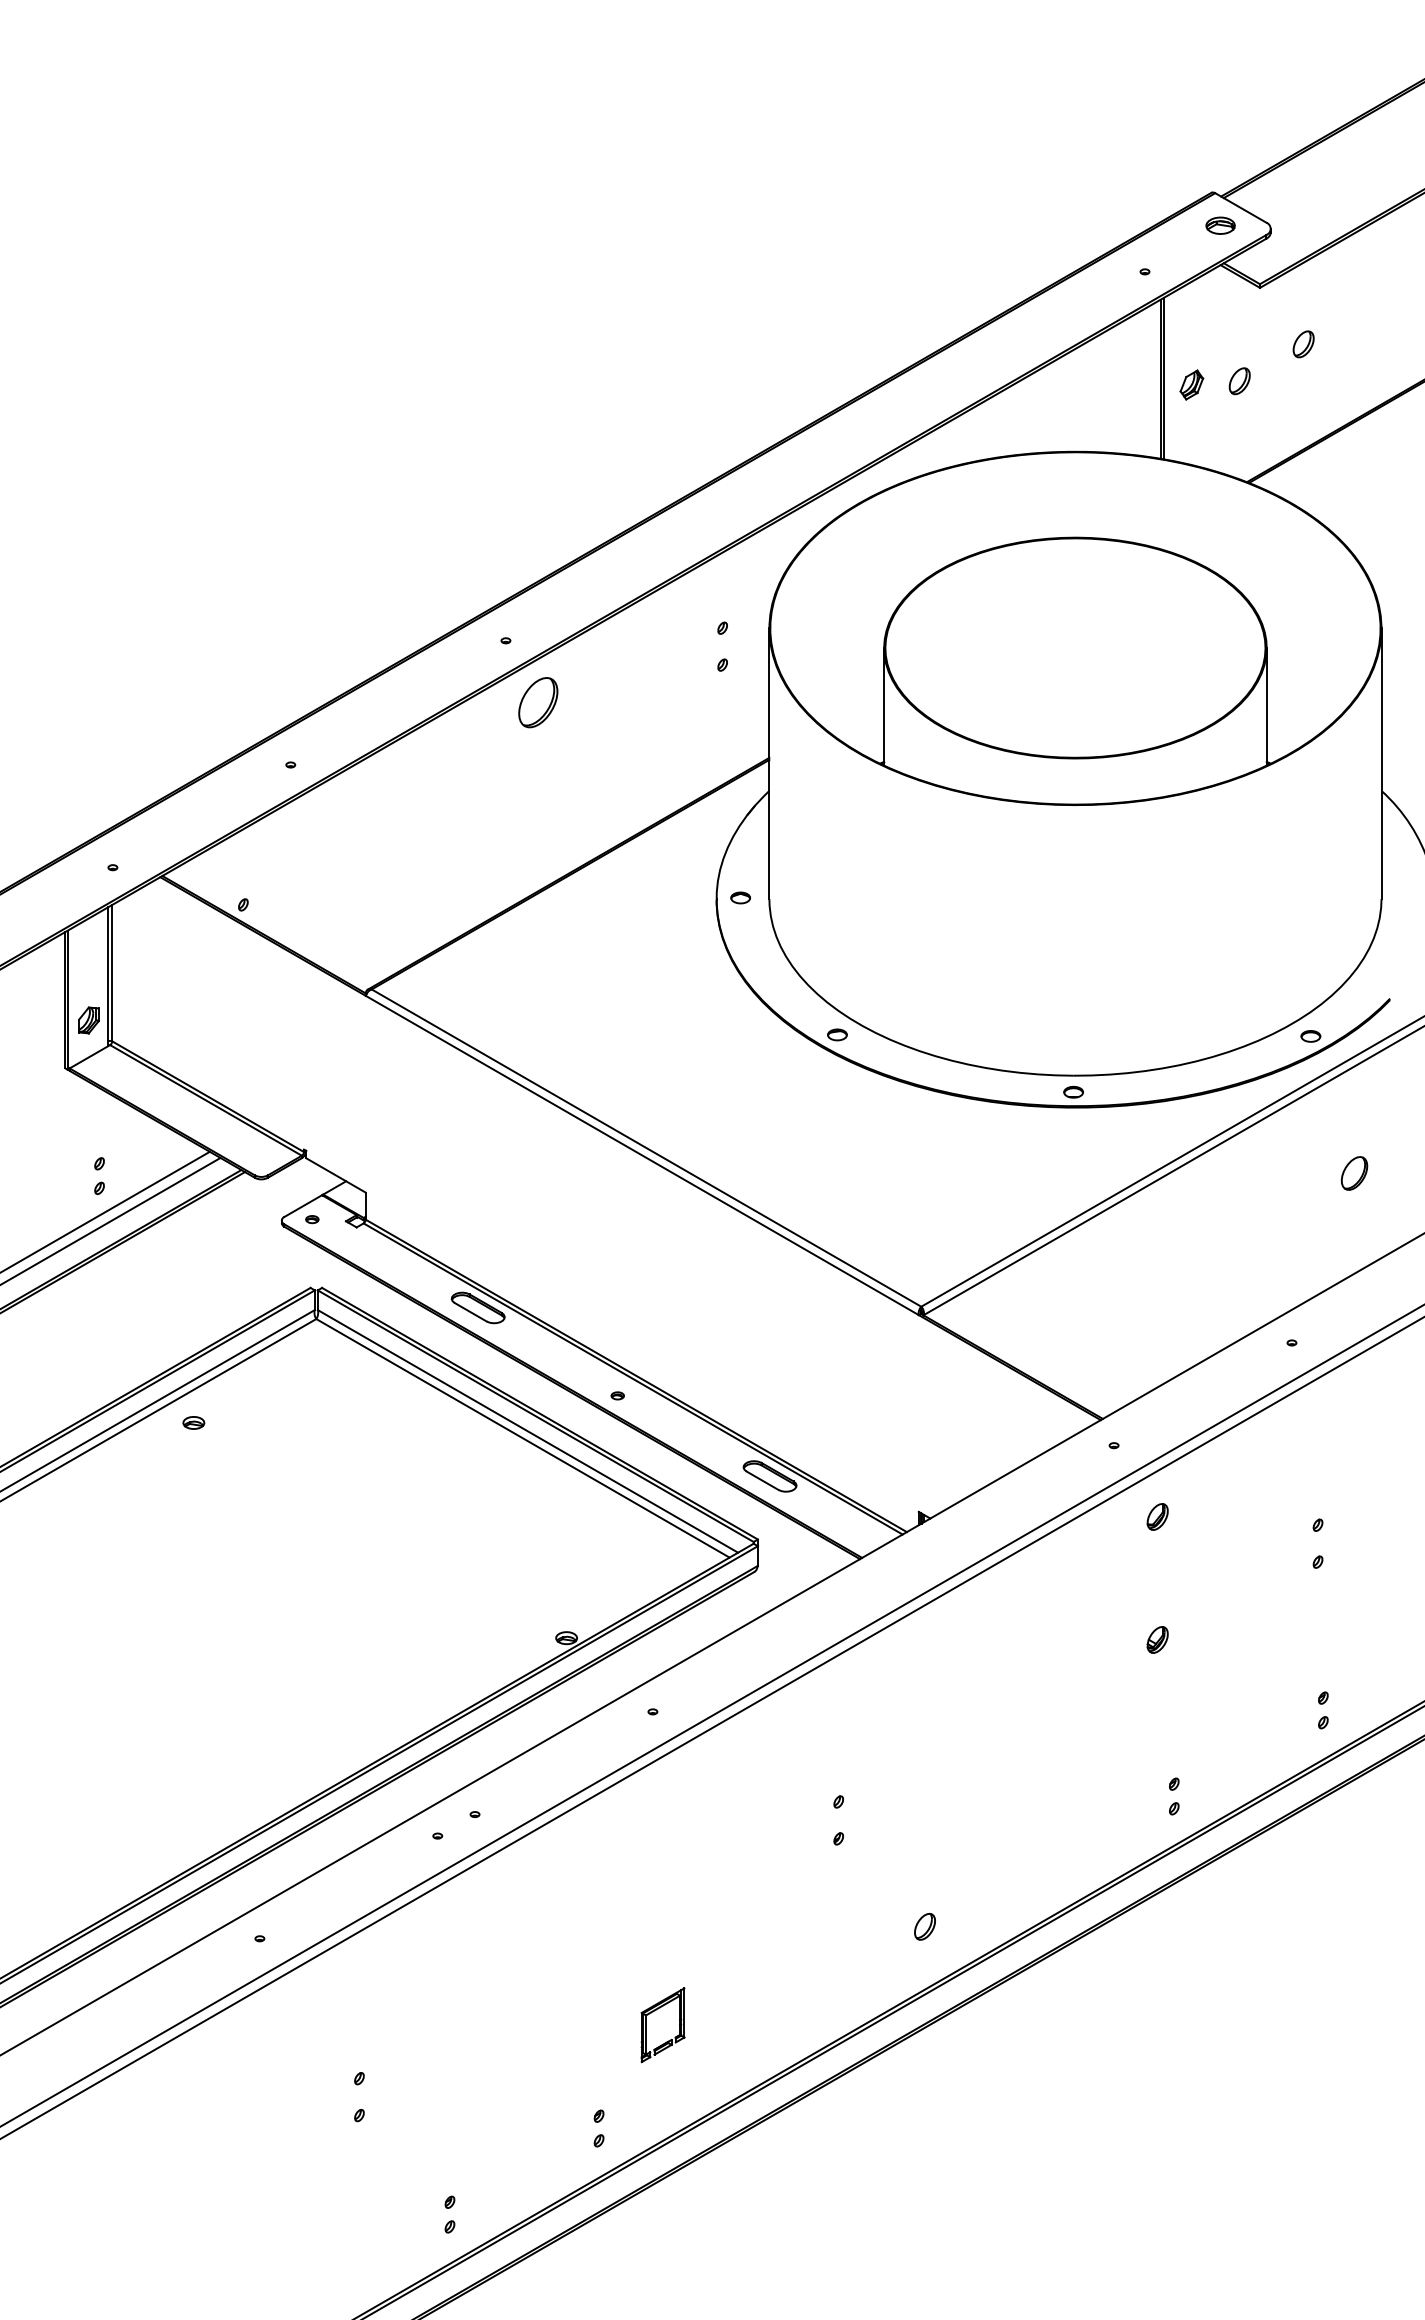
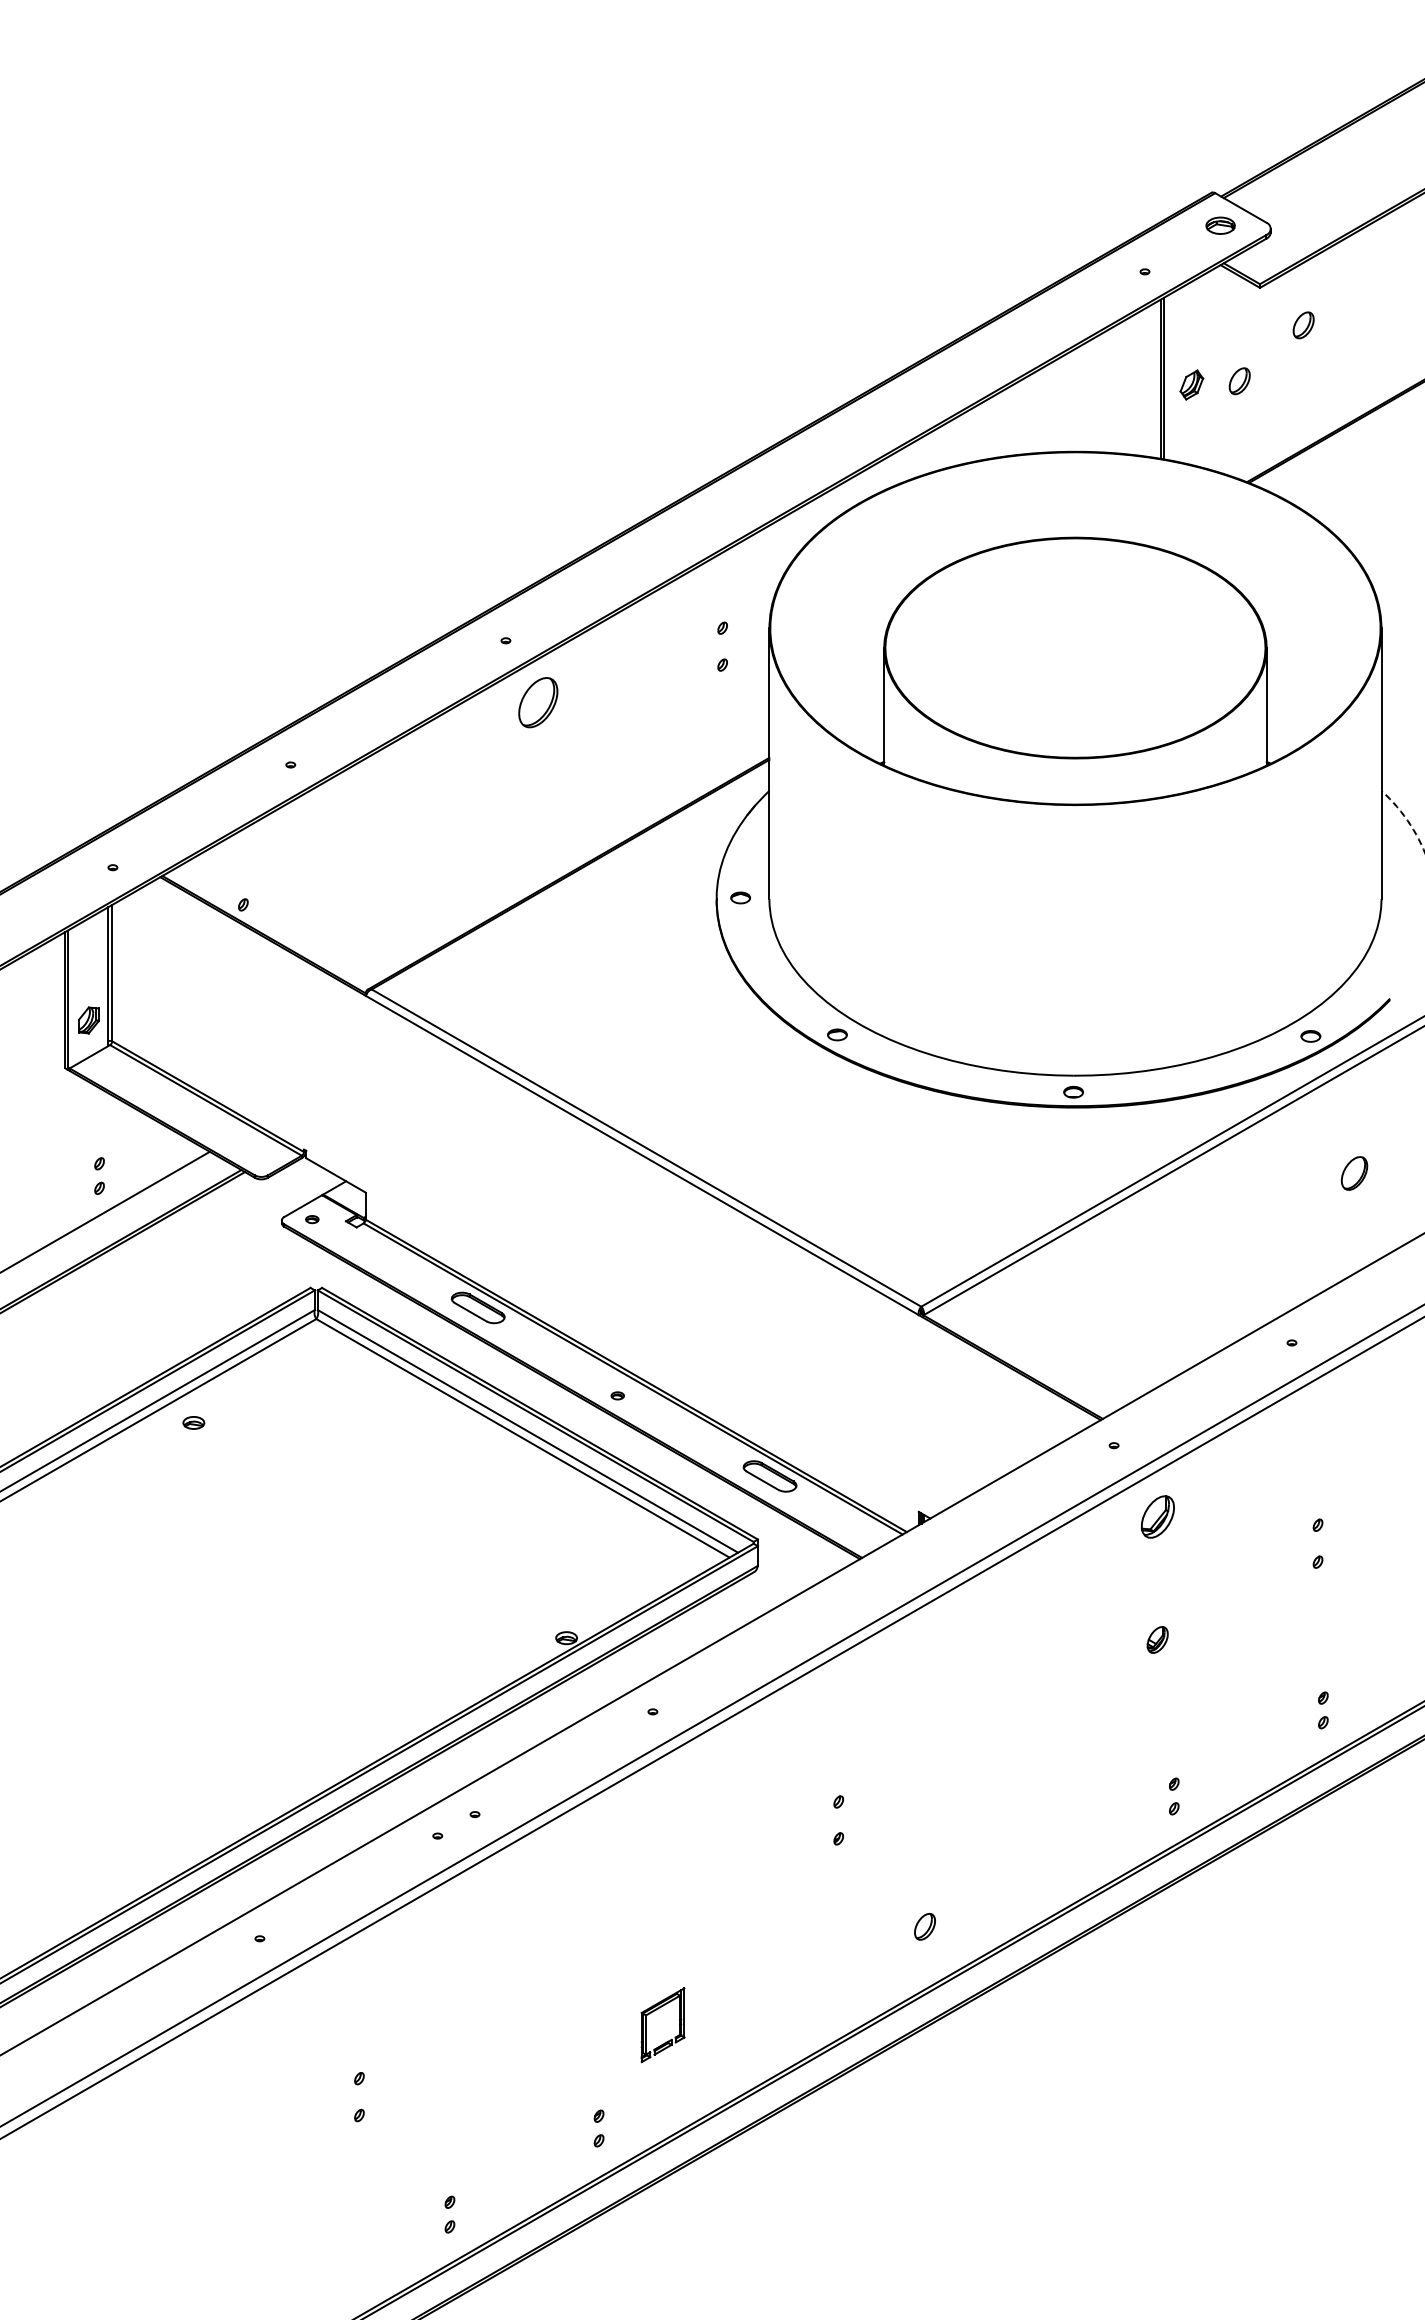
part position: (1303, 344) -> (1303, 325) (1303, 325)
arc: solid -> dashed (1406, 818)
line: present -> none (111, 1220)
part size: 23x28 px -> 35x44 px (1157, 1516)
